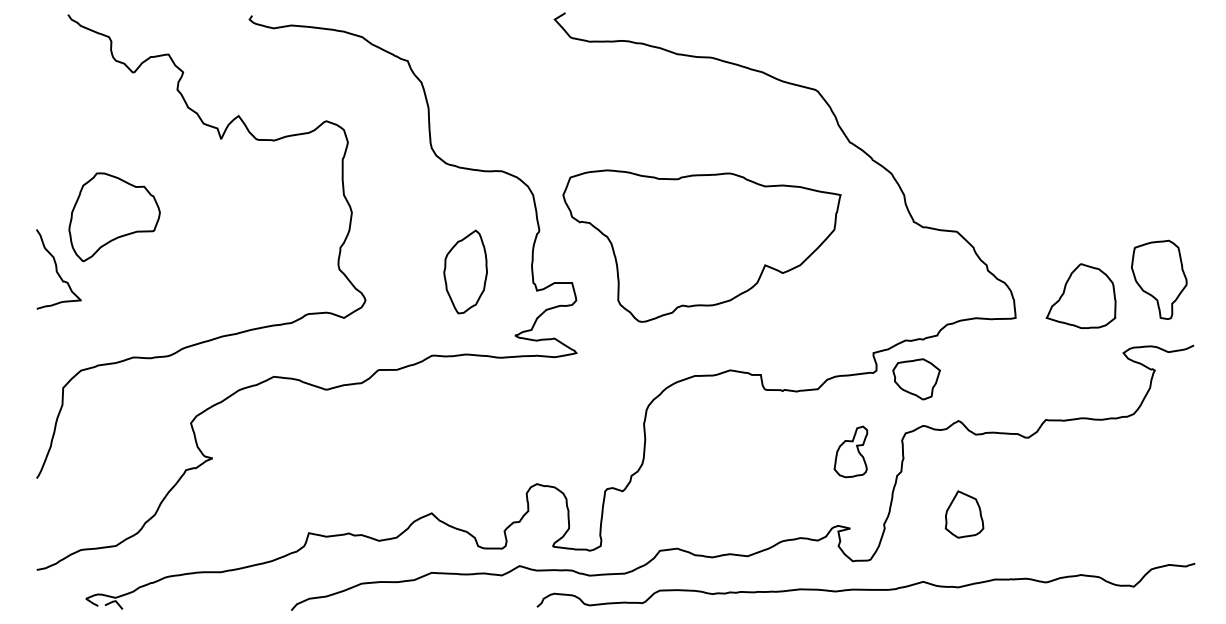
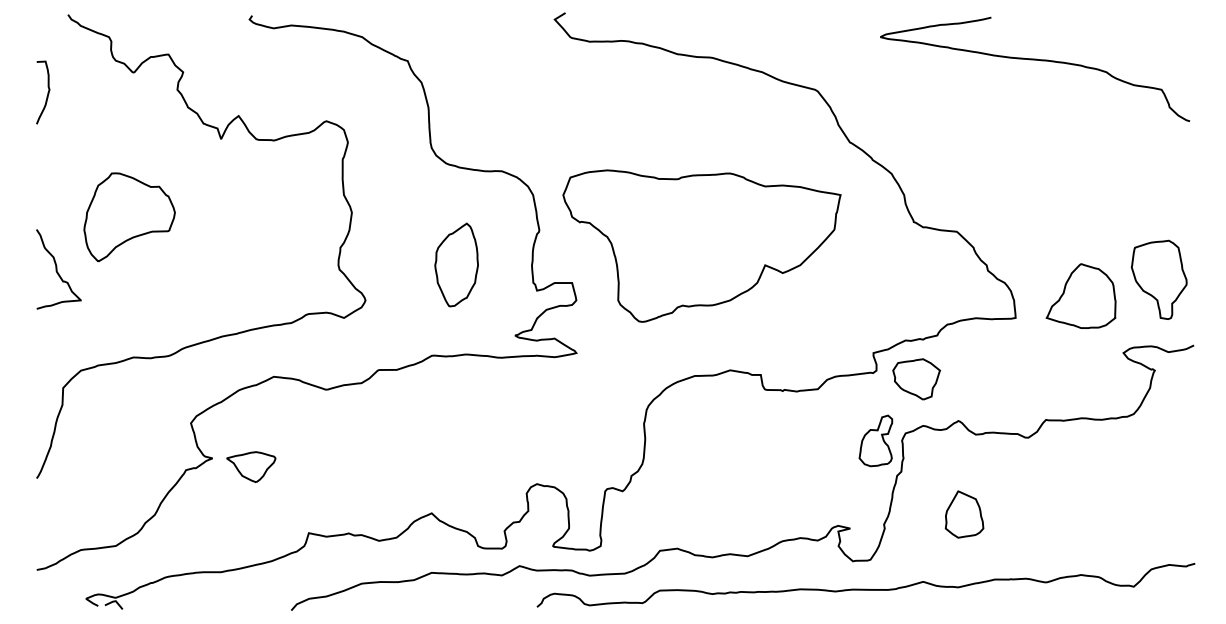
curve: none -> present (1035, 60)
curve: none -> present (47, 92)
part position: (114, 217) -> (129, 217) (129, 217)
part position: (465, 271) -> (456, 264) (456, 264)
part position: (850, 451) -> (875, 440) (875, 440)
part: none -> present (251, 466)
